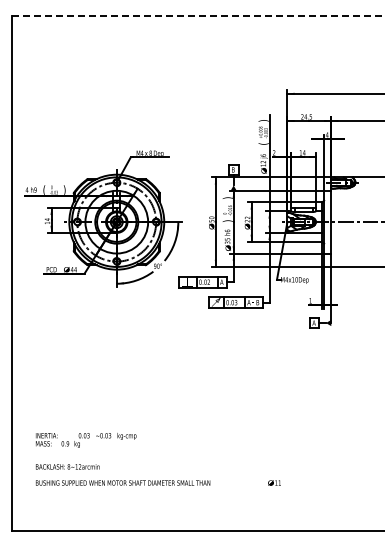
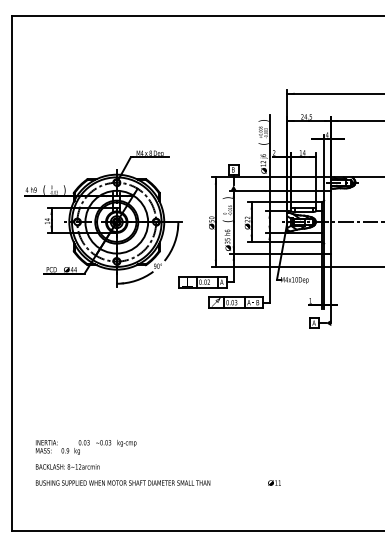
line: dashed -> solid (198, 16)
text: ) -> ( (227, 221)
text position: (86, 440) -> (86, 447) (86, 447)
